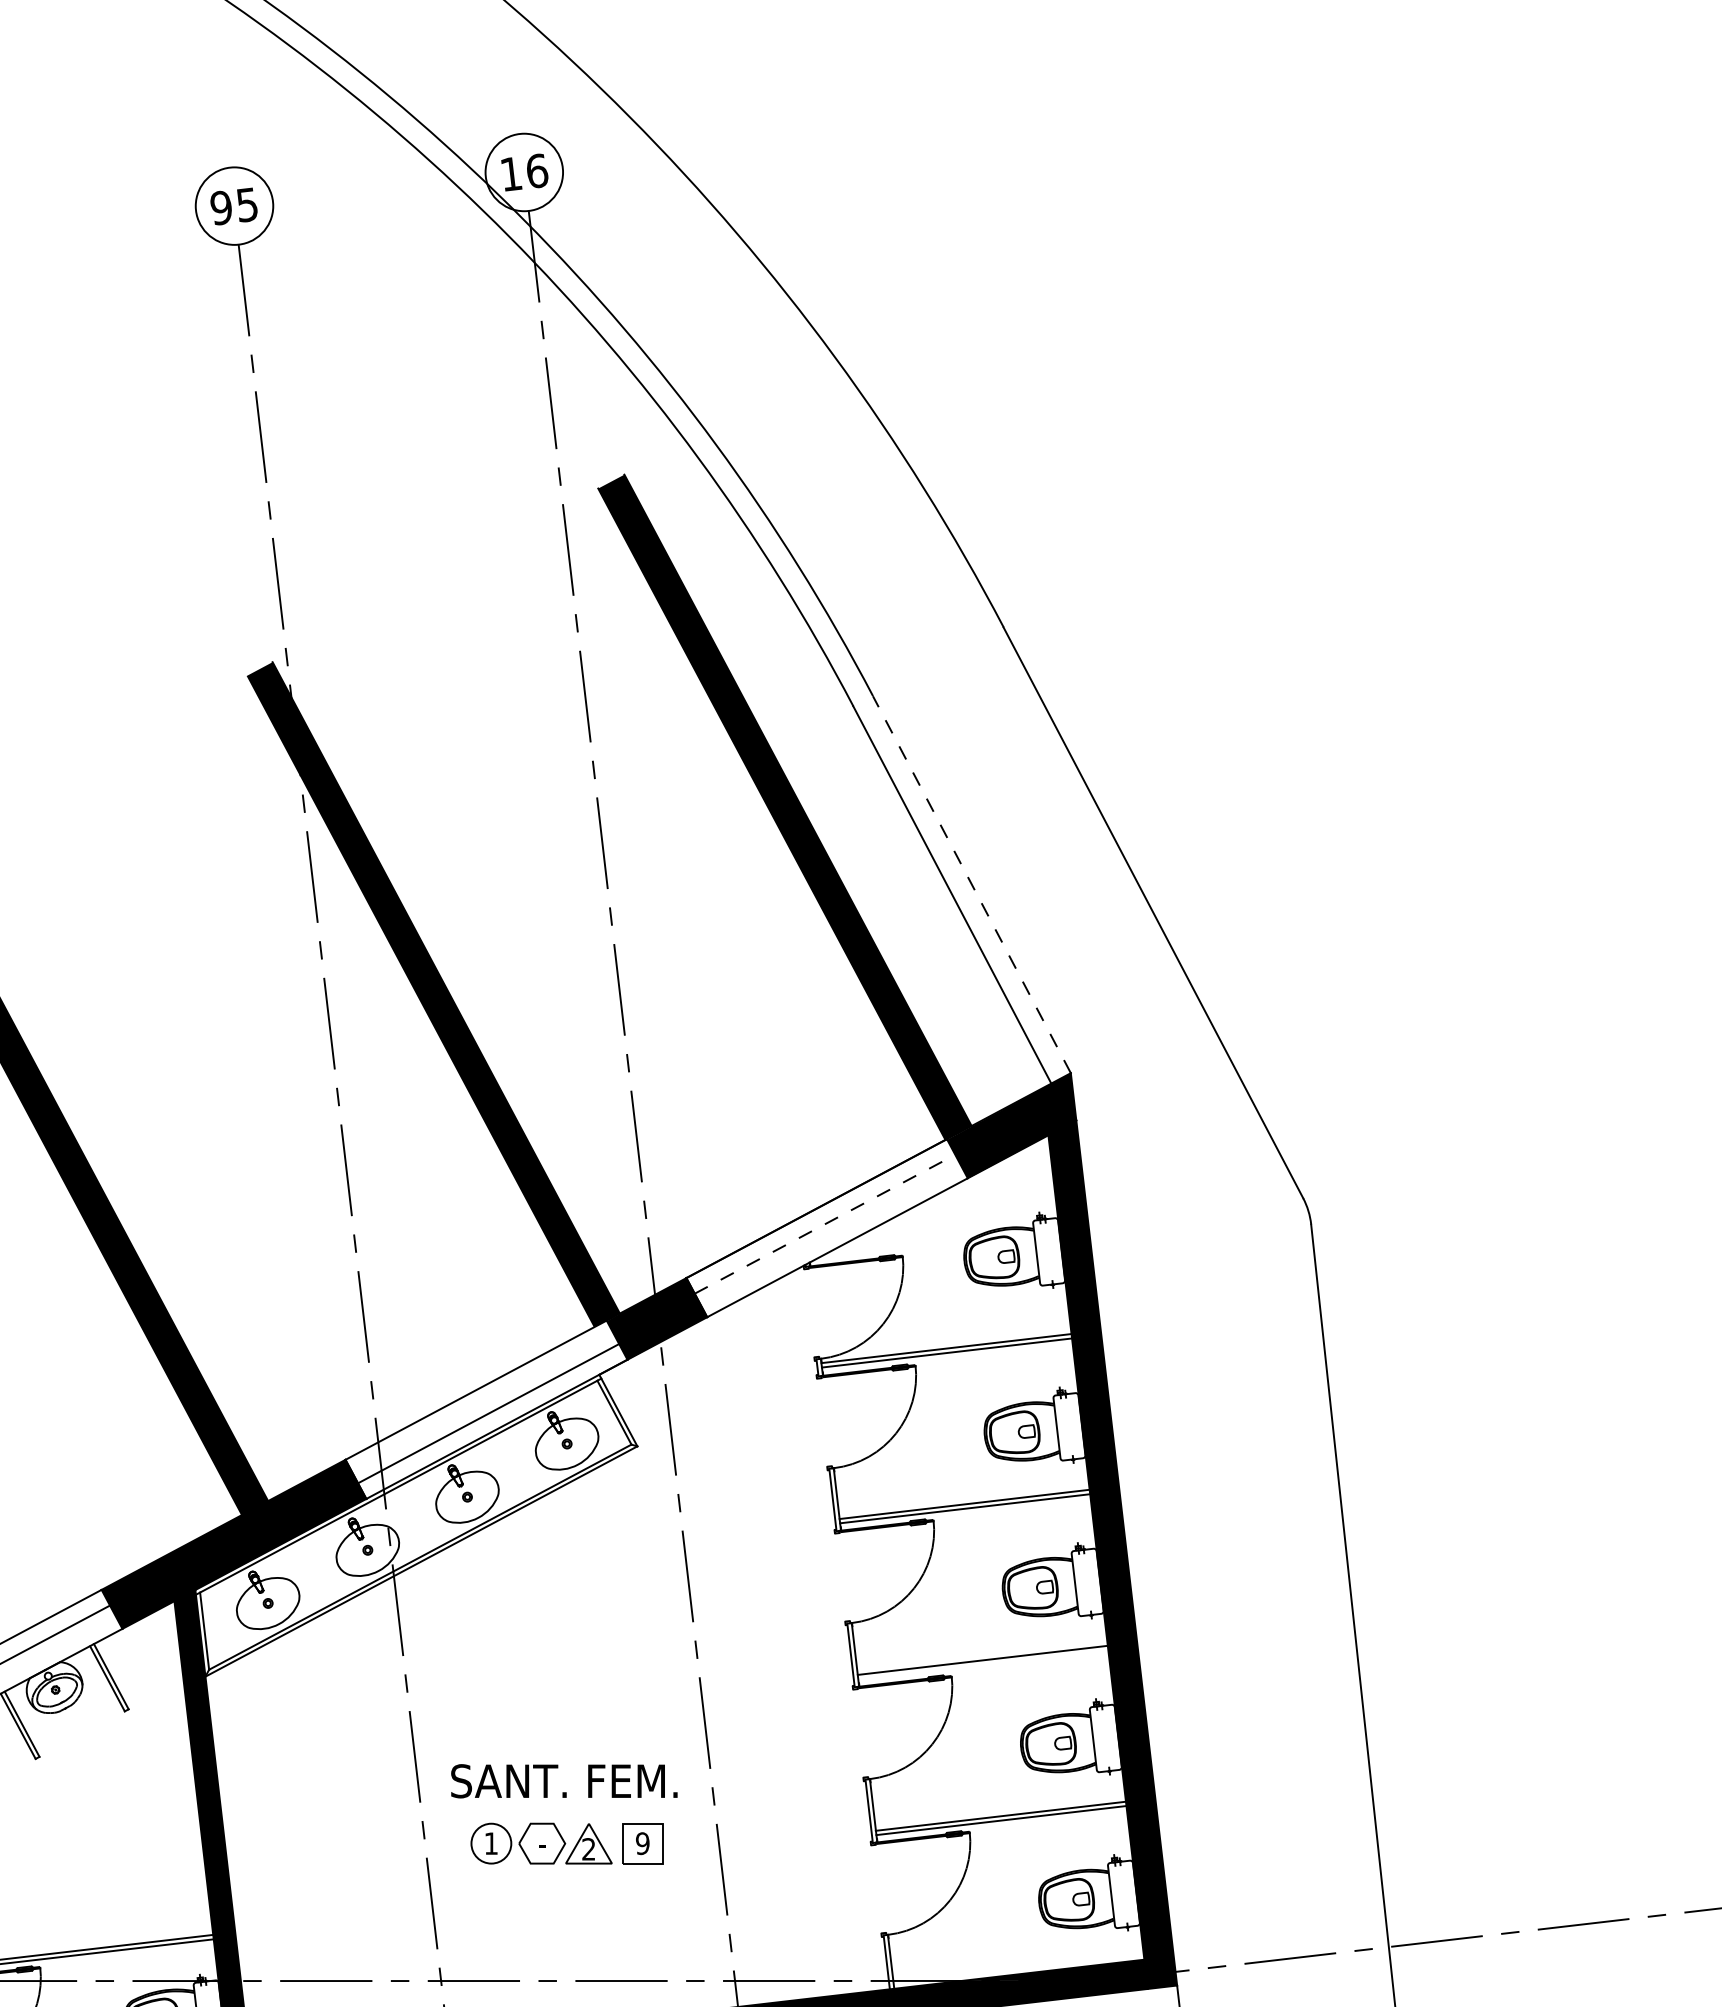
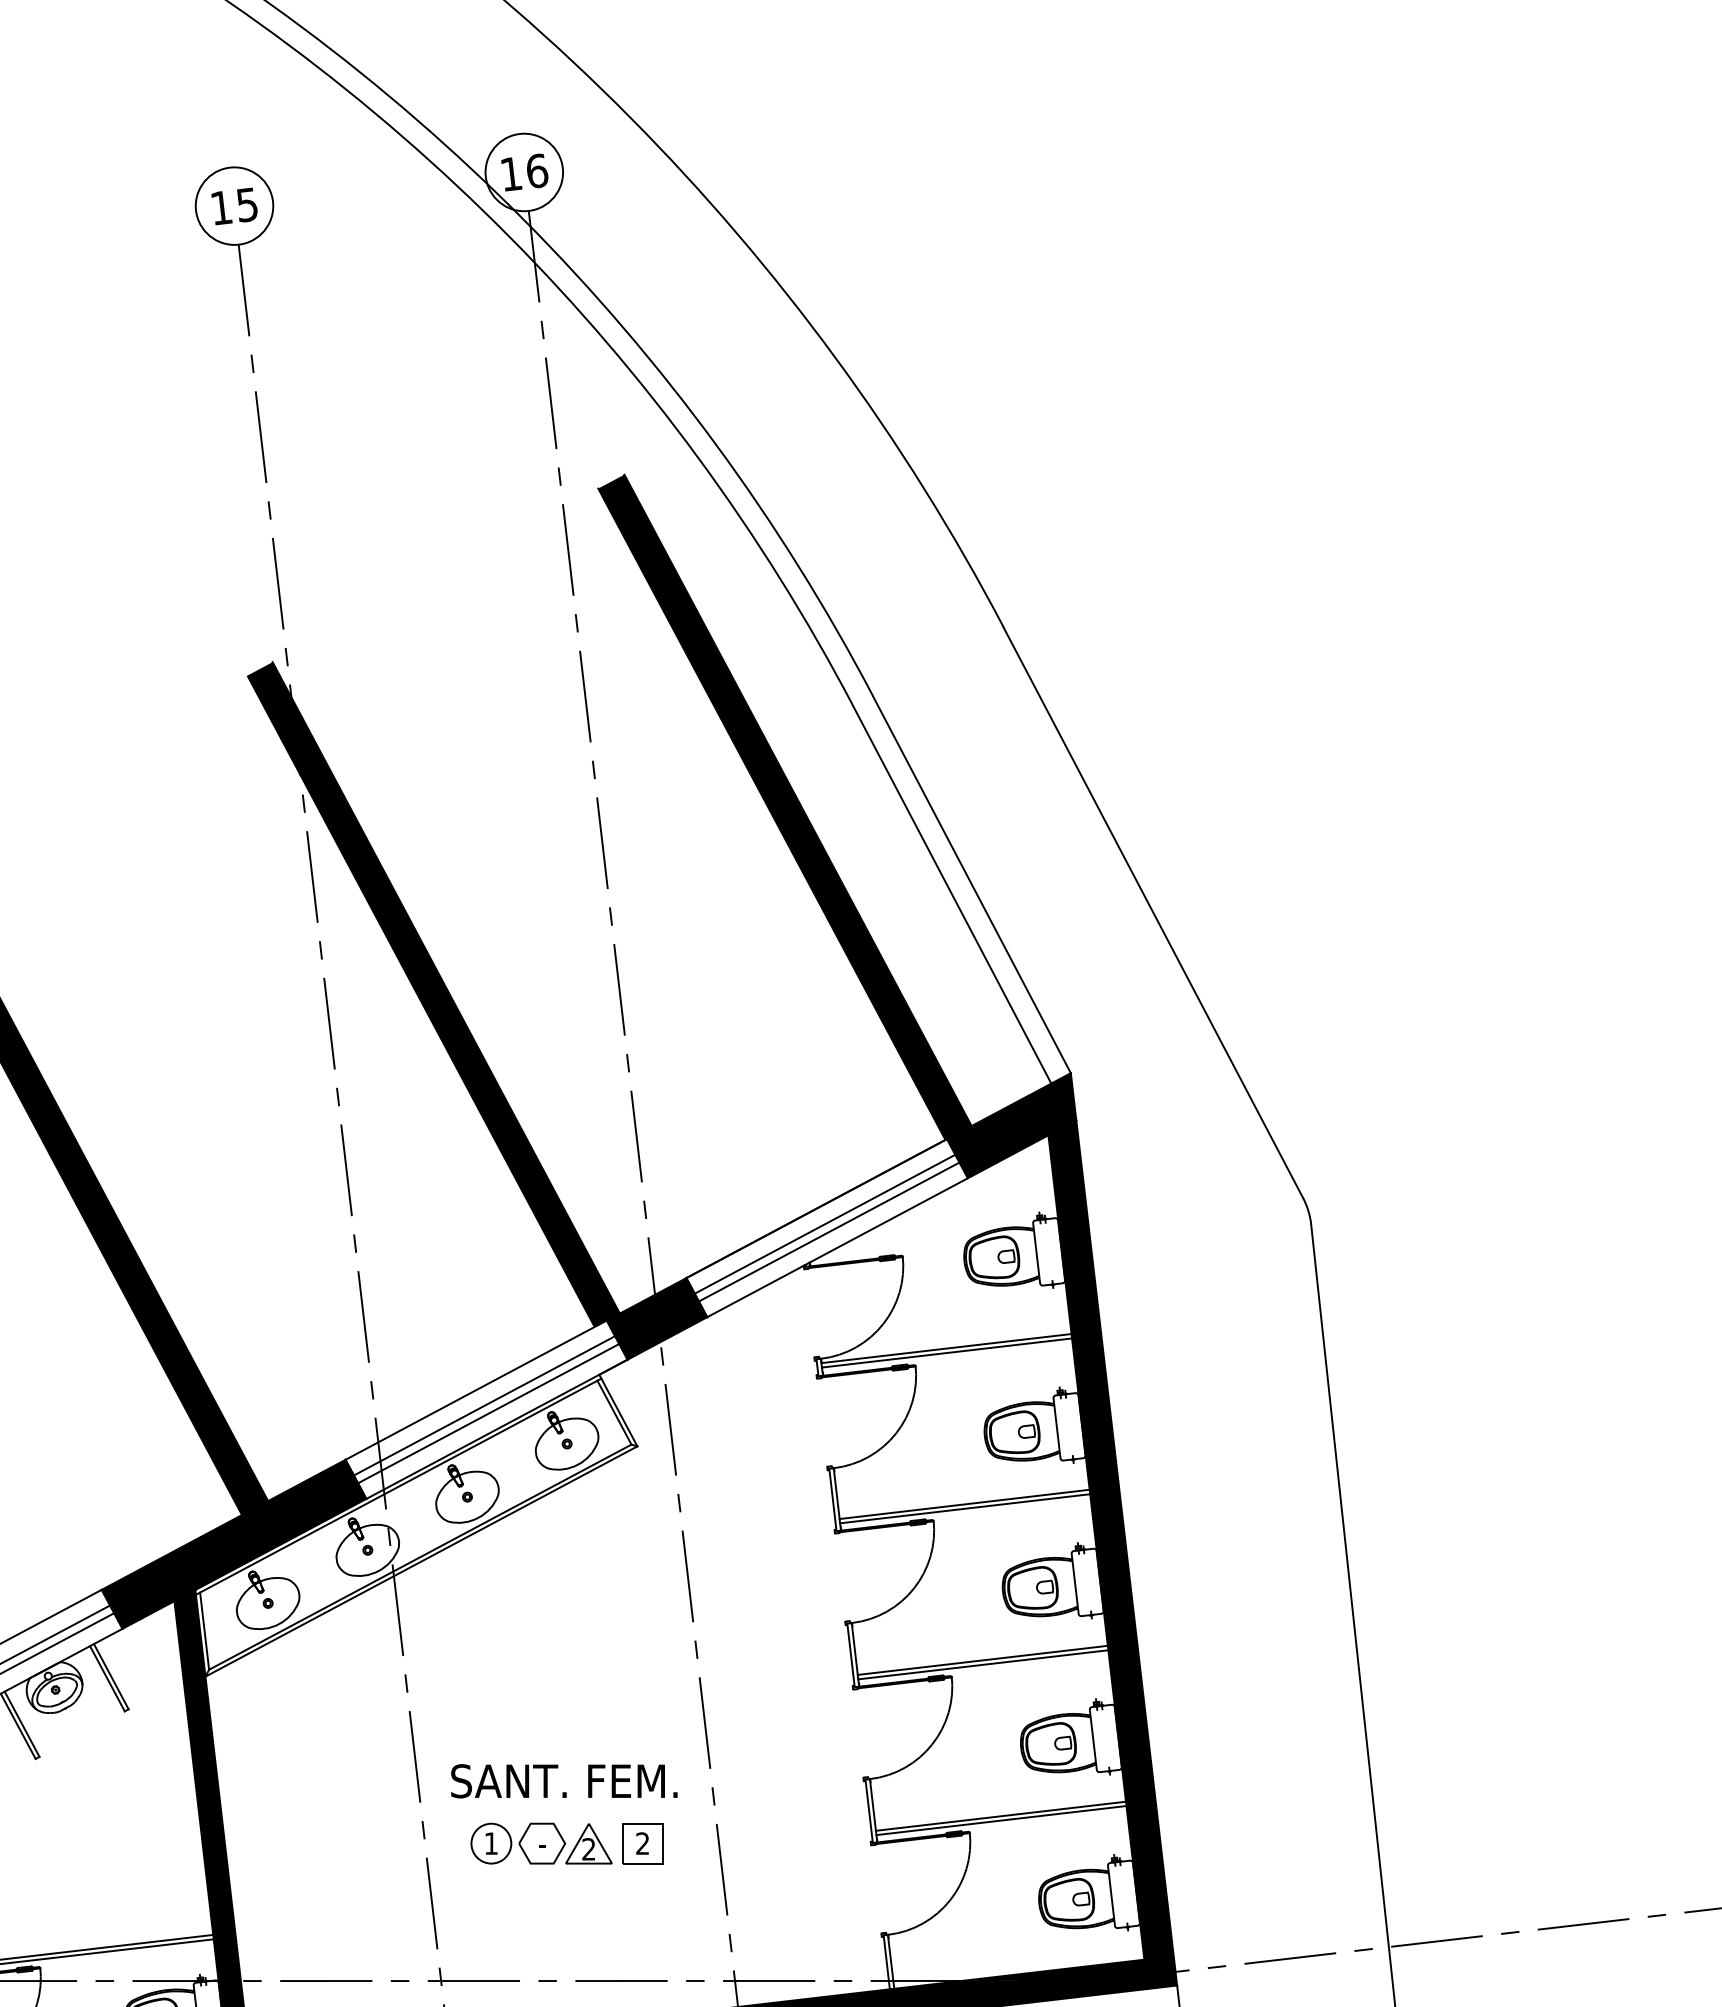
text: 95 -> 15 (221, 207)
line: dashed -> solid (971, 884)
line: dashed -> solid (824, 1224)
line: none -> present (828, 1231)
line: none -> present (483, 1405)
line: none -> present (58, 1643)
line: none -> present (983, 1664)
text: 9 -> 2 (642, 1843)
